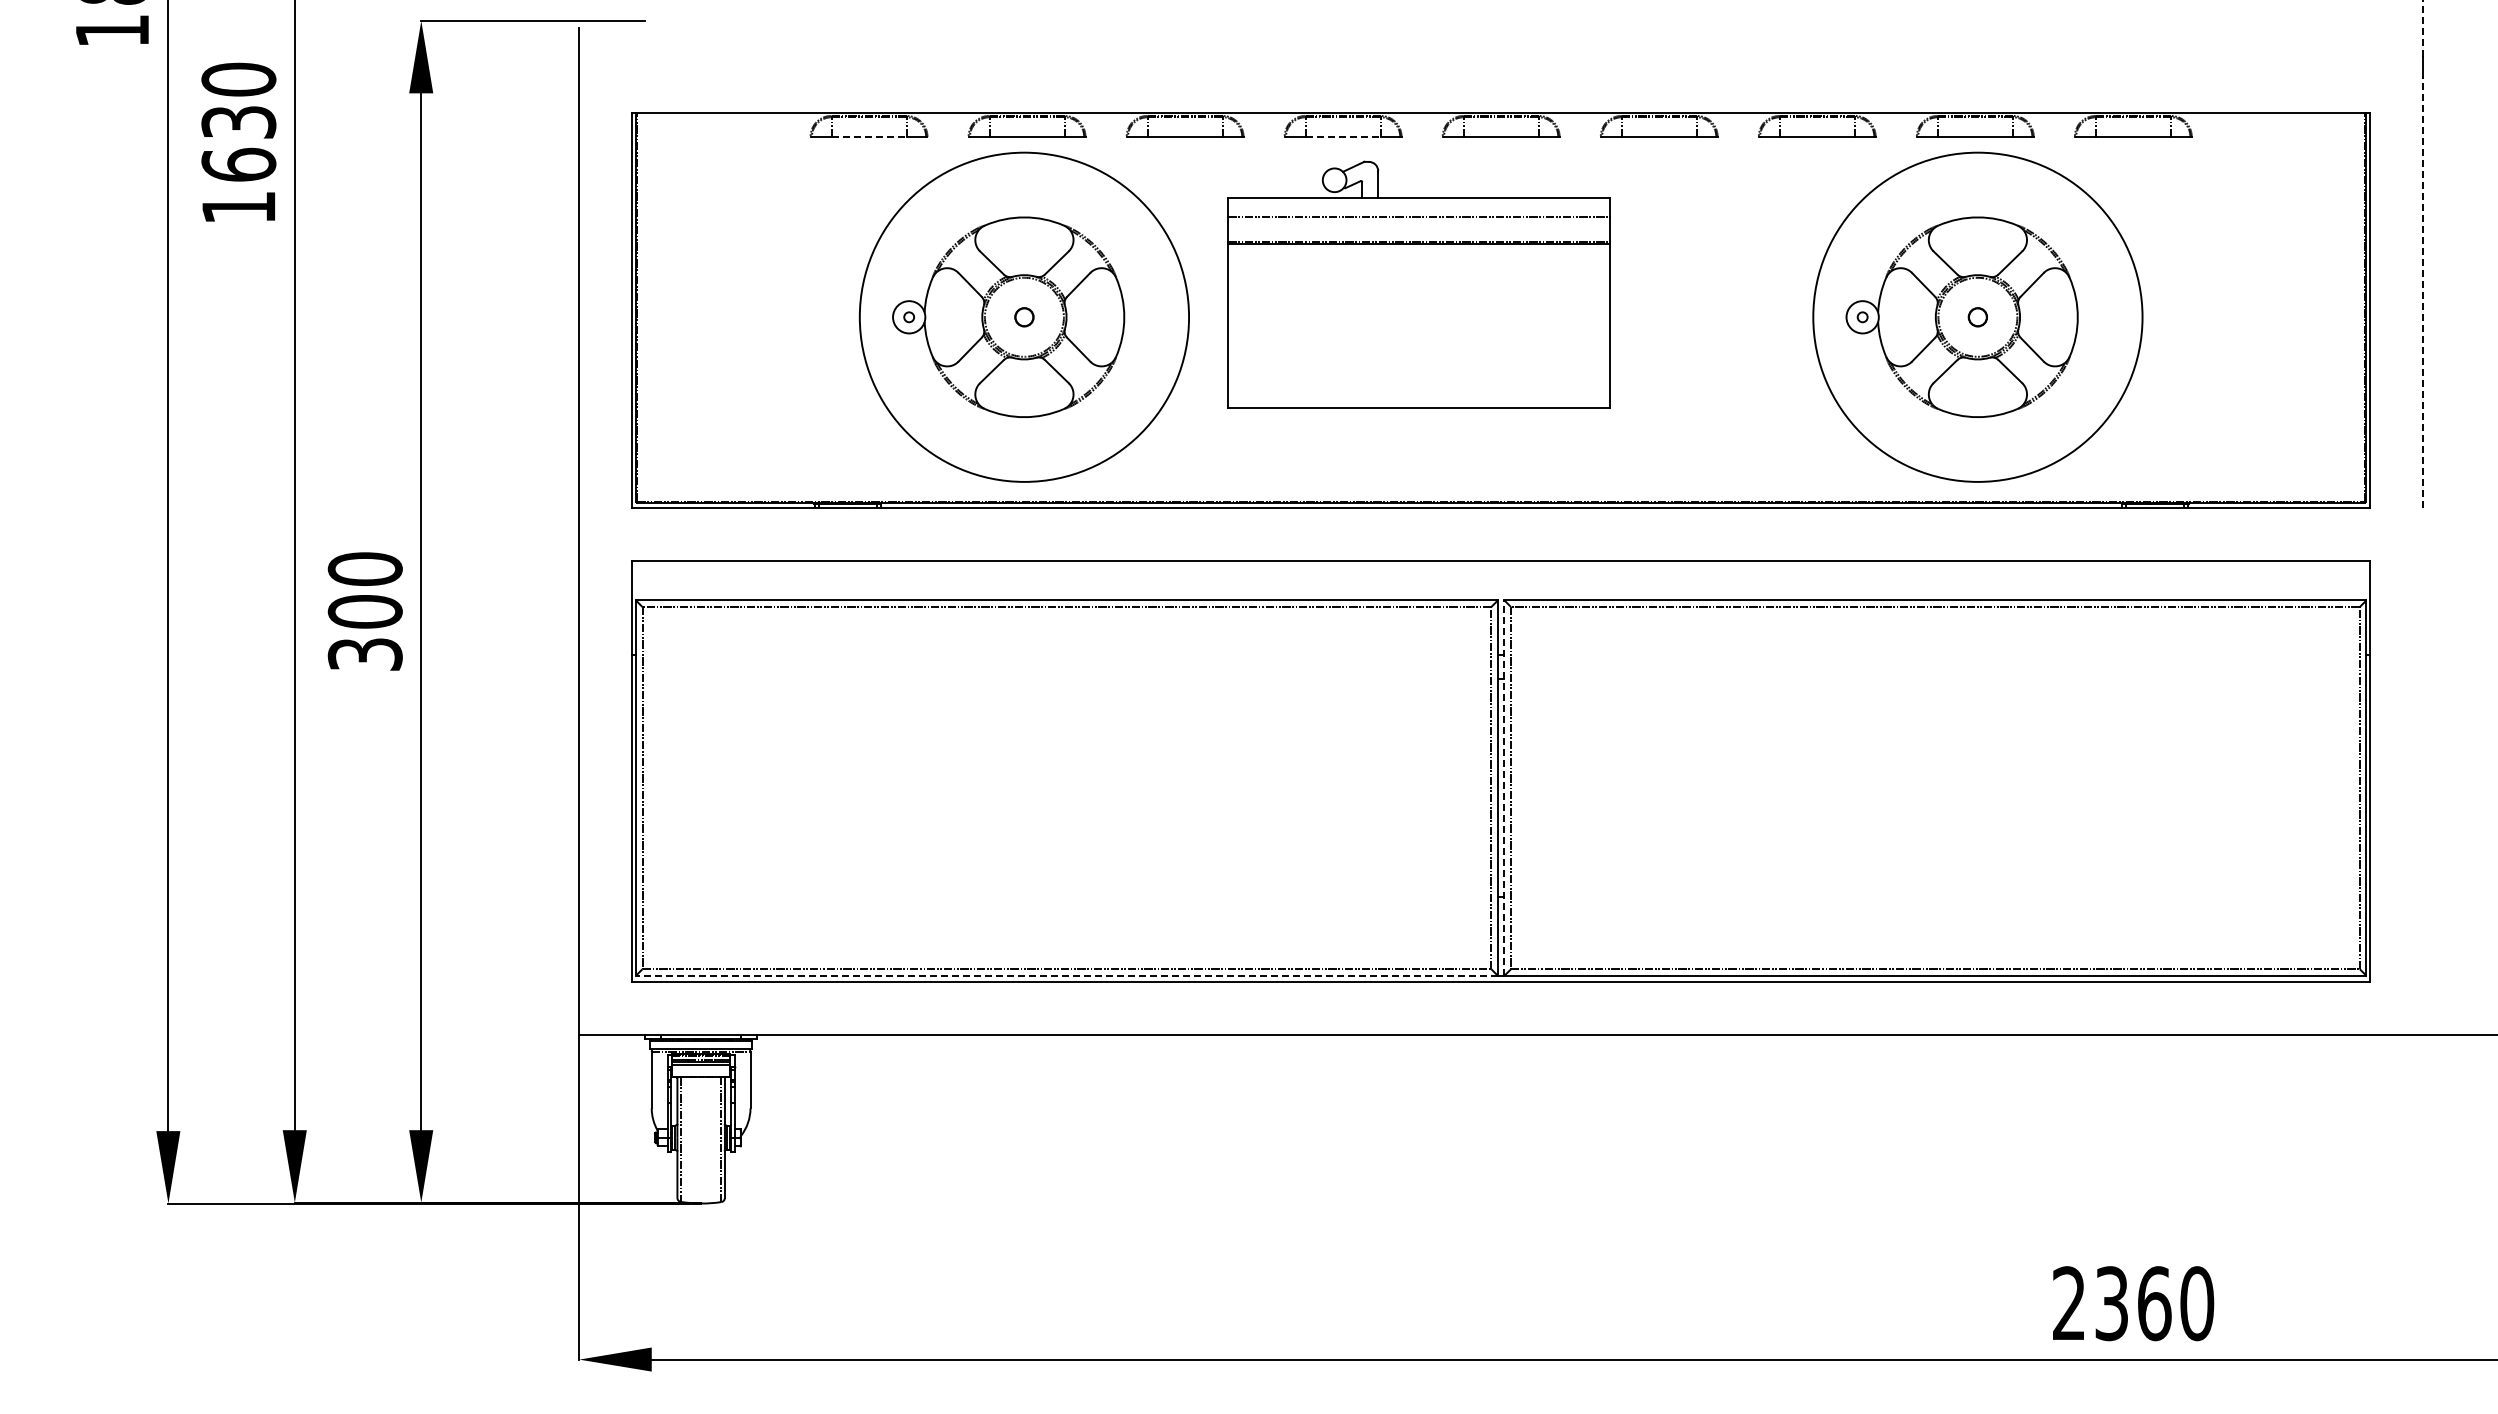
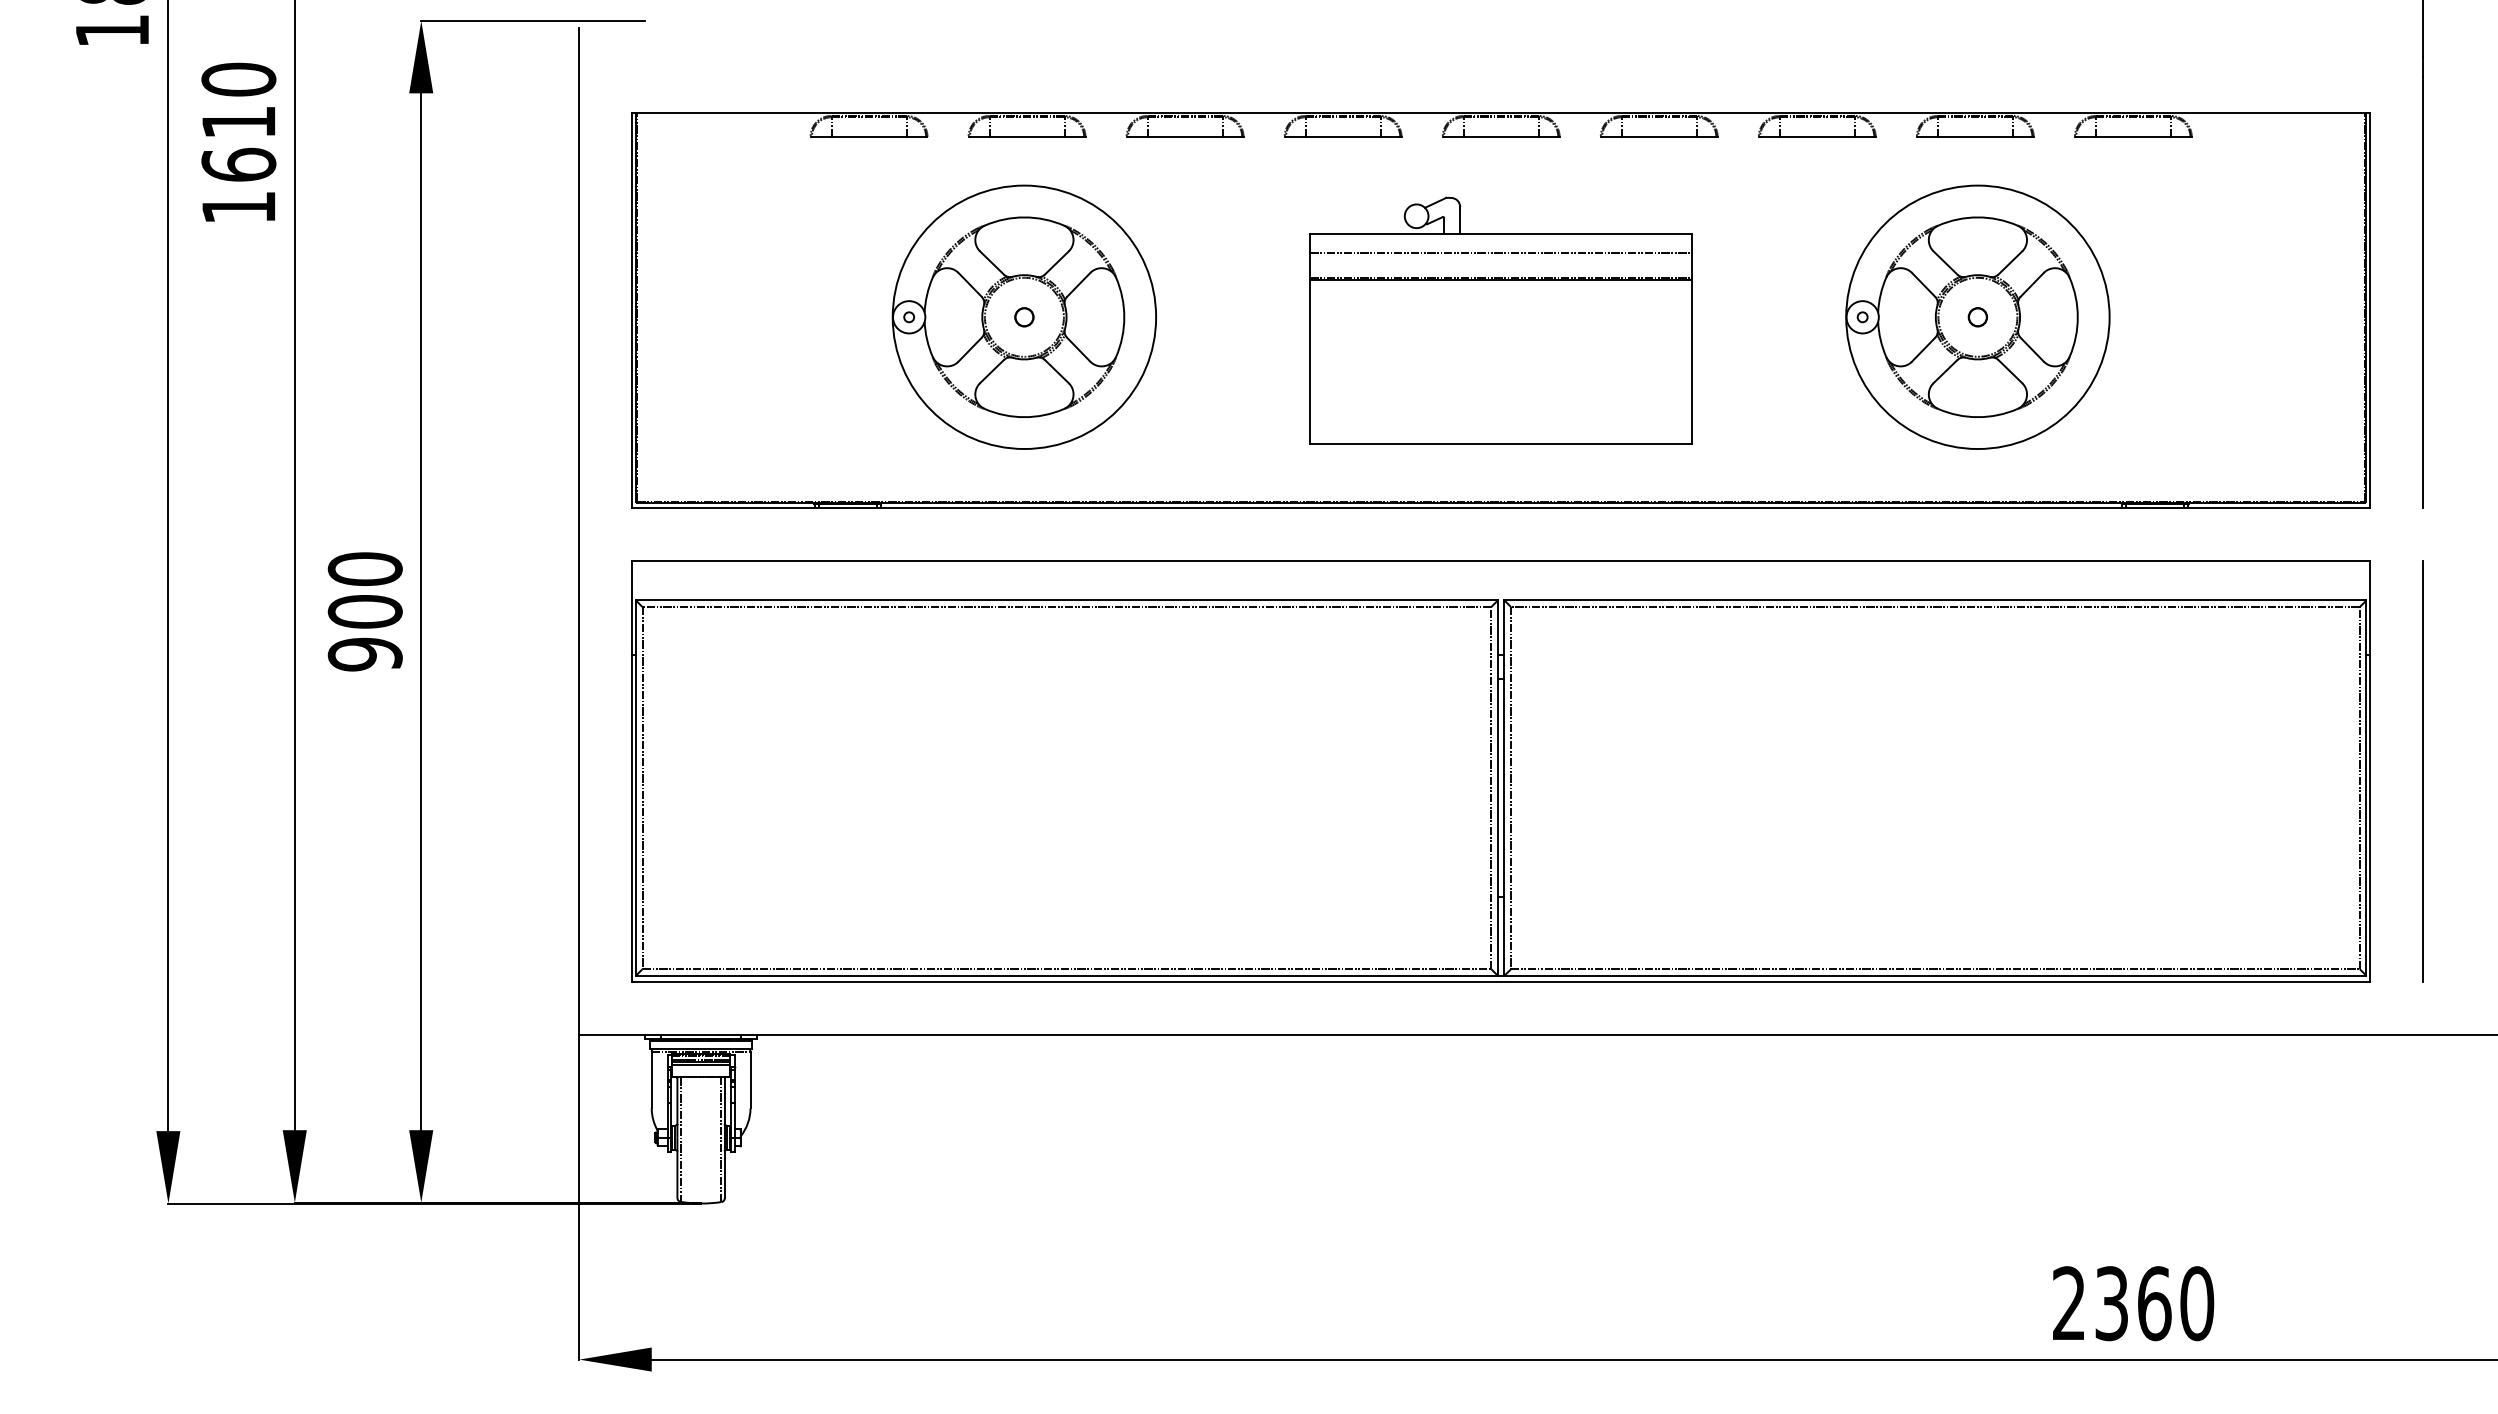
line: dashed -> solid (2423, 28)
text: 1630 -> 1610 (238, 122)
line: dashed -> solid (869, 136)
line: dashed -> solid (1343, 136)
part position: (1418, 284) -> (1500, 320) (1500, 320)
line: dashed -> solid (2423, 292)
circle diameter: 329 px -> 263 px (1024, 317)
circle diameter: 329 px -> 263 px (1977, 317)
text: 300 -> 900 (365, 654)
line: none -> present (2423, 771)
line: dashed -> solid (1504, 788)
line: dashed -> solid (1066, 975)
